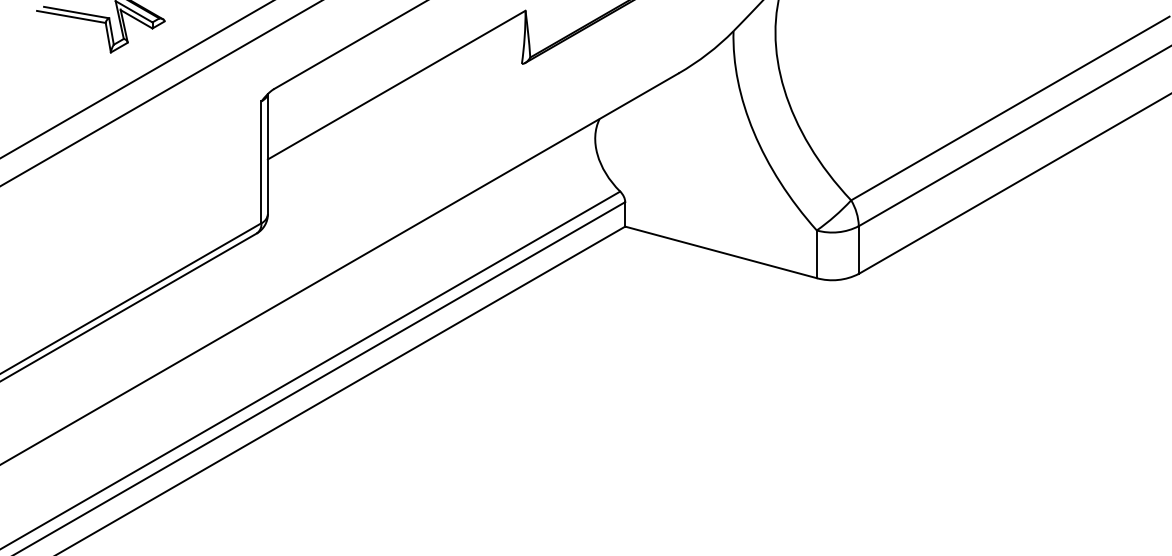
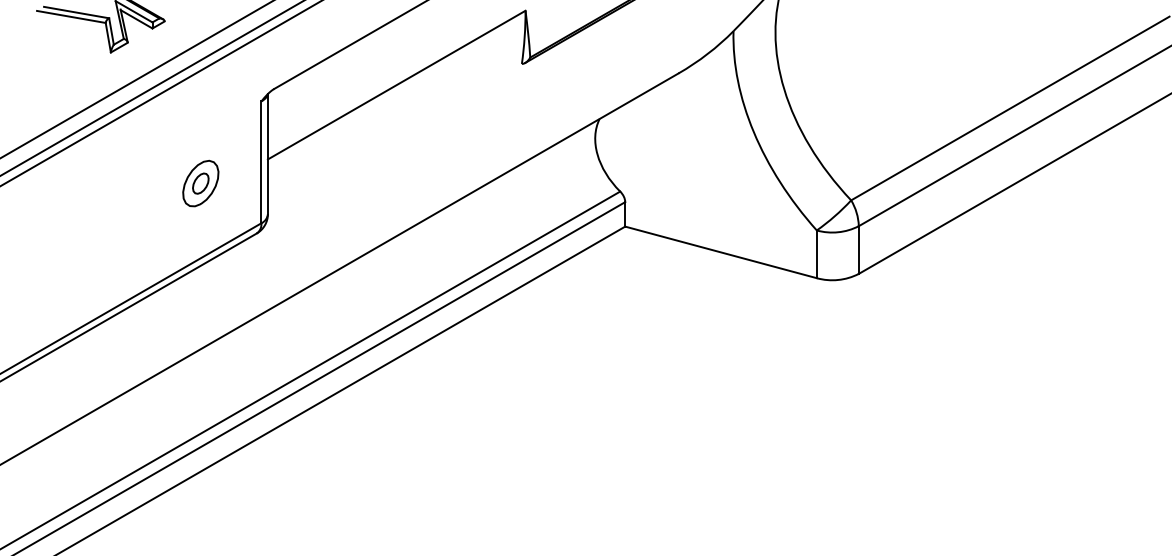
line: none -> present (151, 88)
part: none -> present (200, 183)
